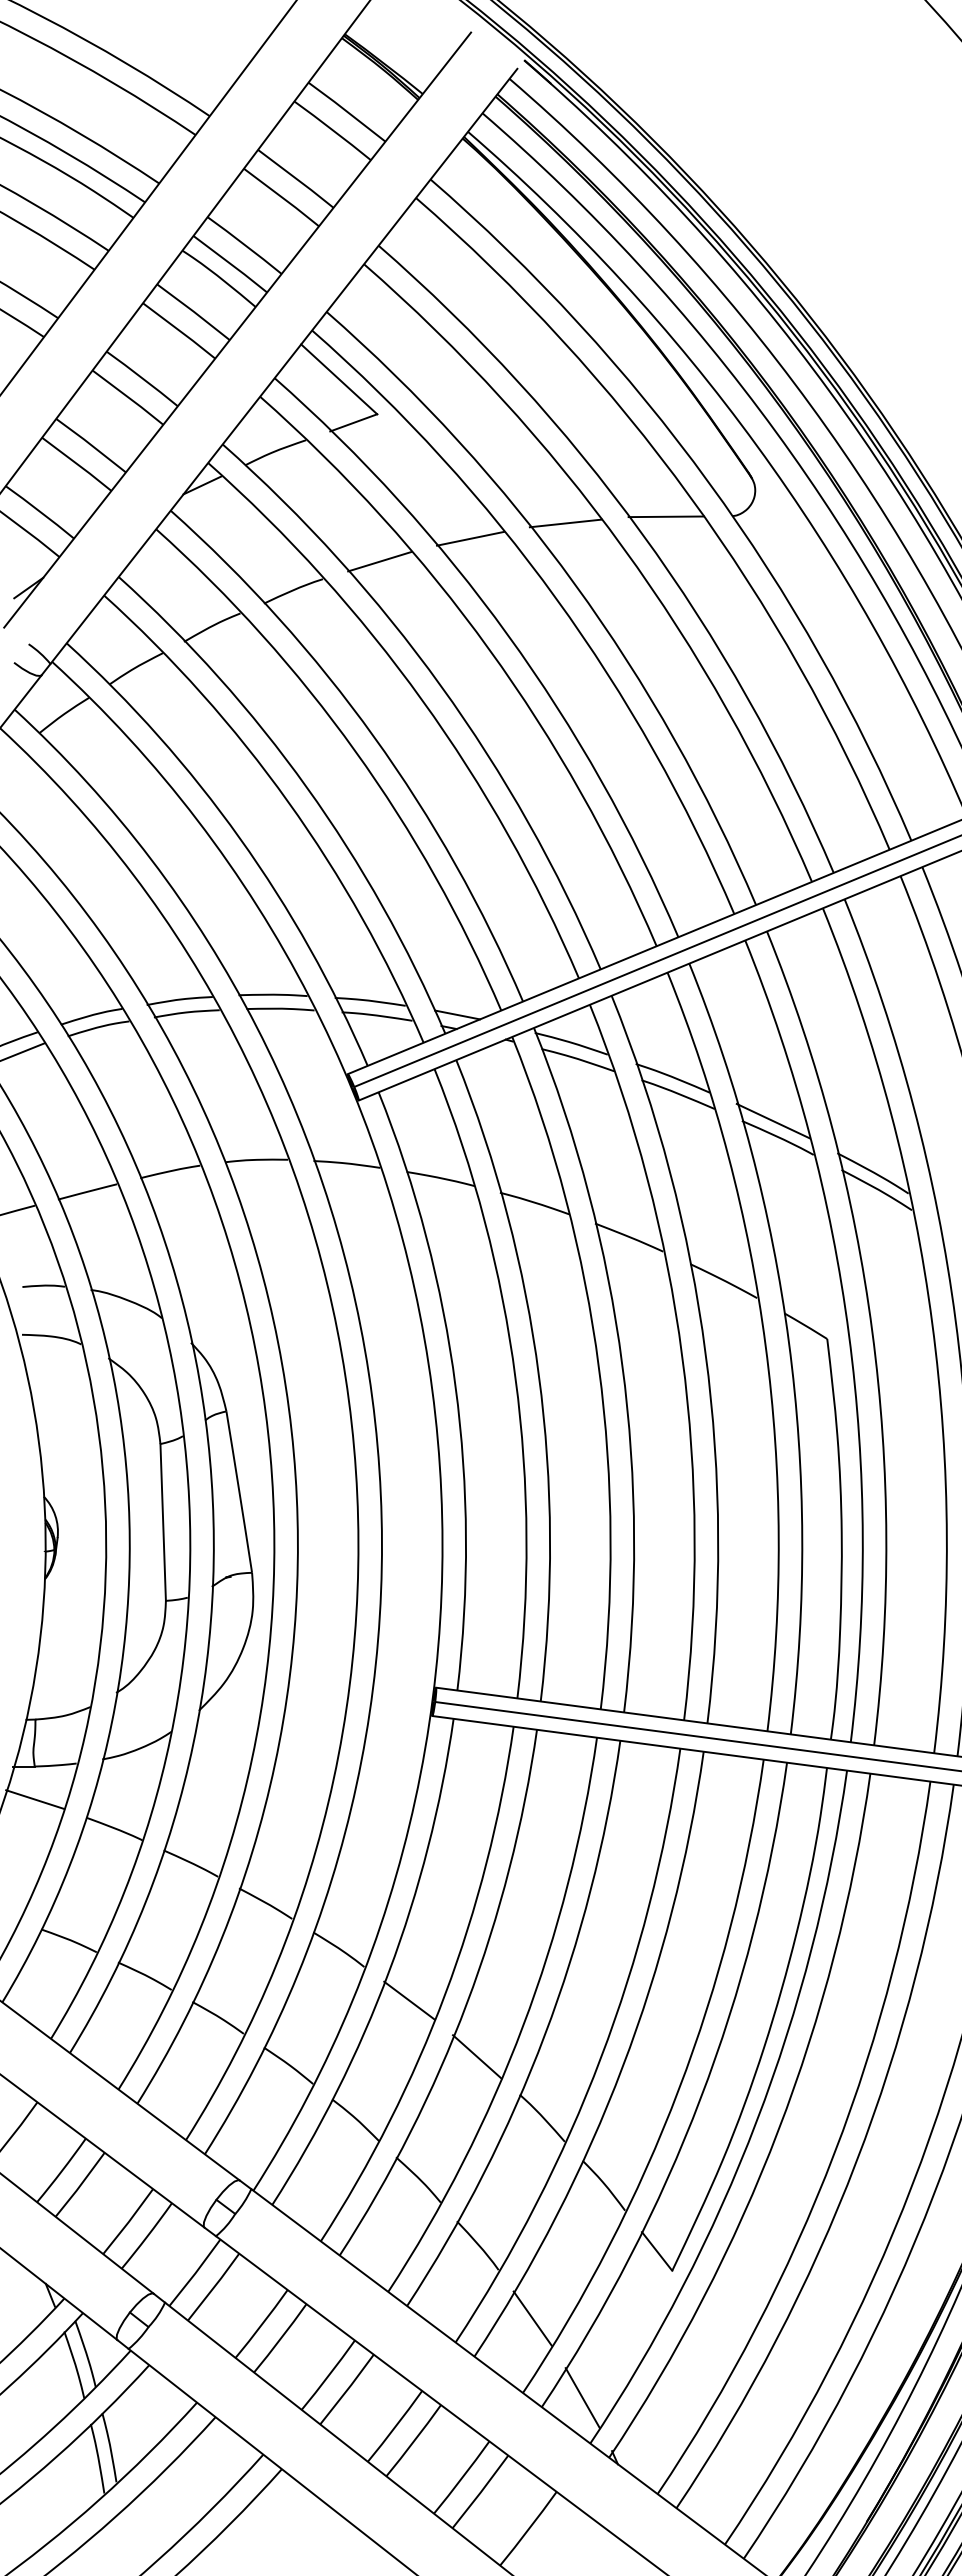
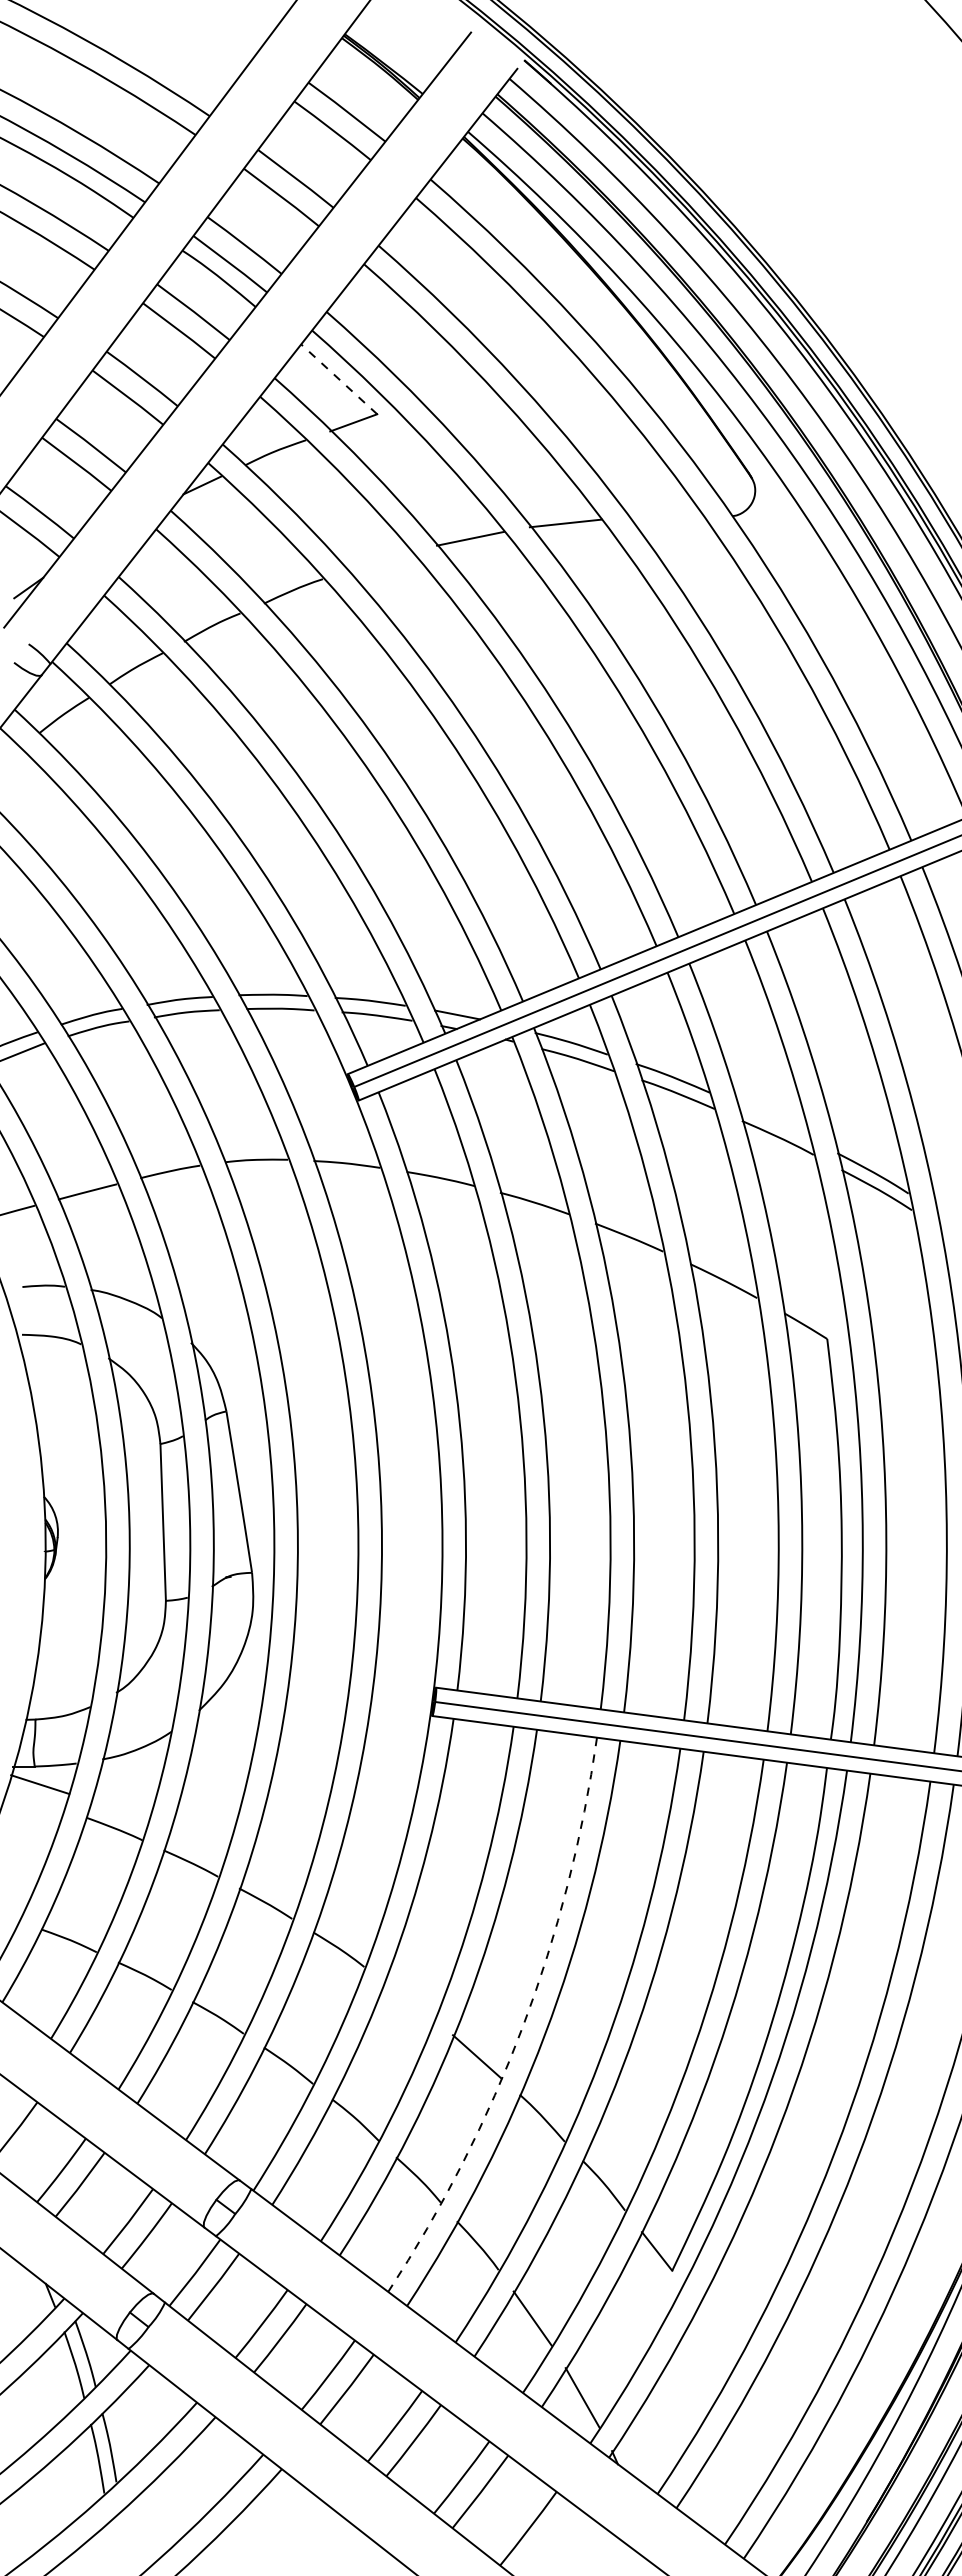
line: solid -> dashed (339, 379)
line: present -> none (665, 516)
line: present -> none (379, 561)
line: present -> none (772, 1120)
line position: (35, 1799) -> (40, 1784) (40, 1784)
line: present -> none (409, 2000)
arc: solid -> dashed (523, 2026)
